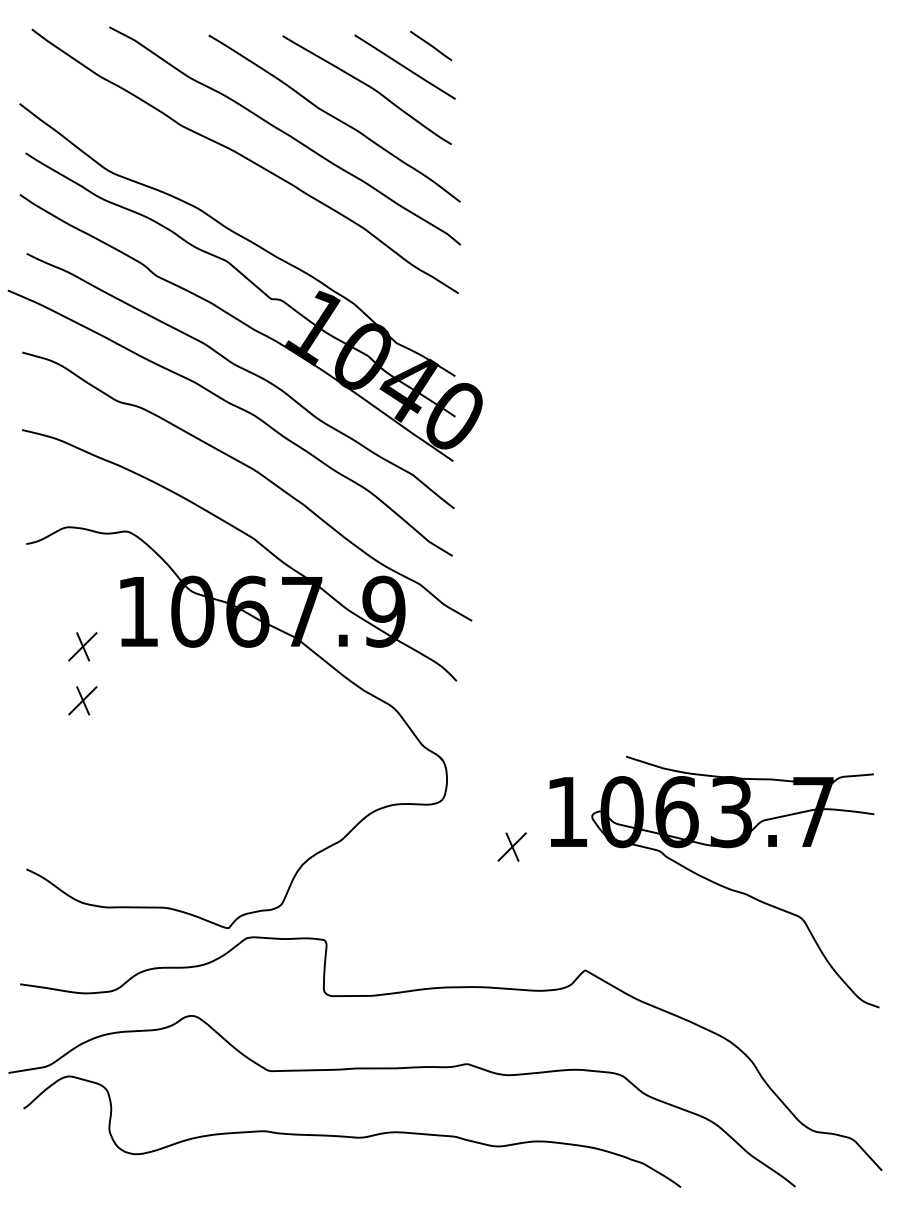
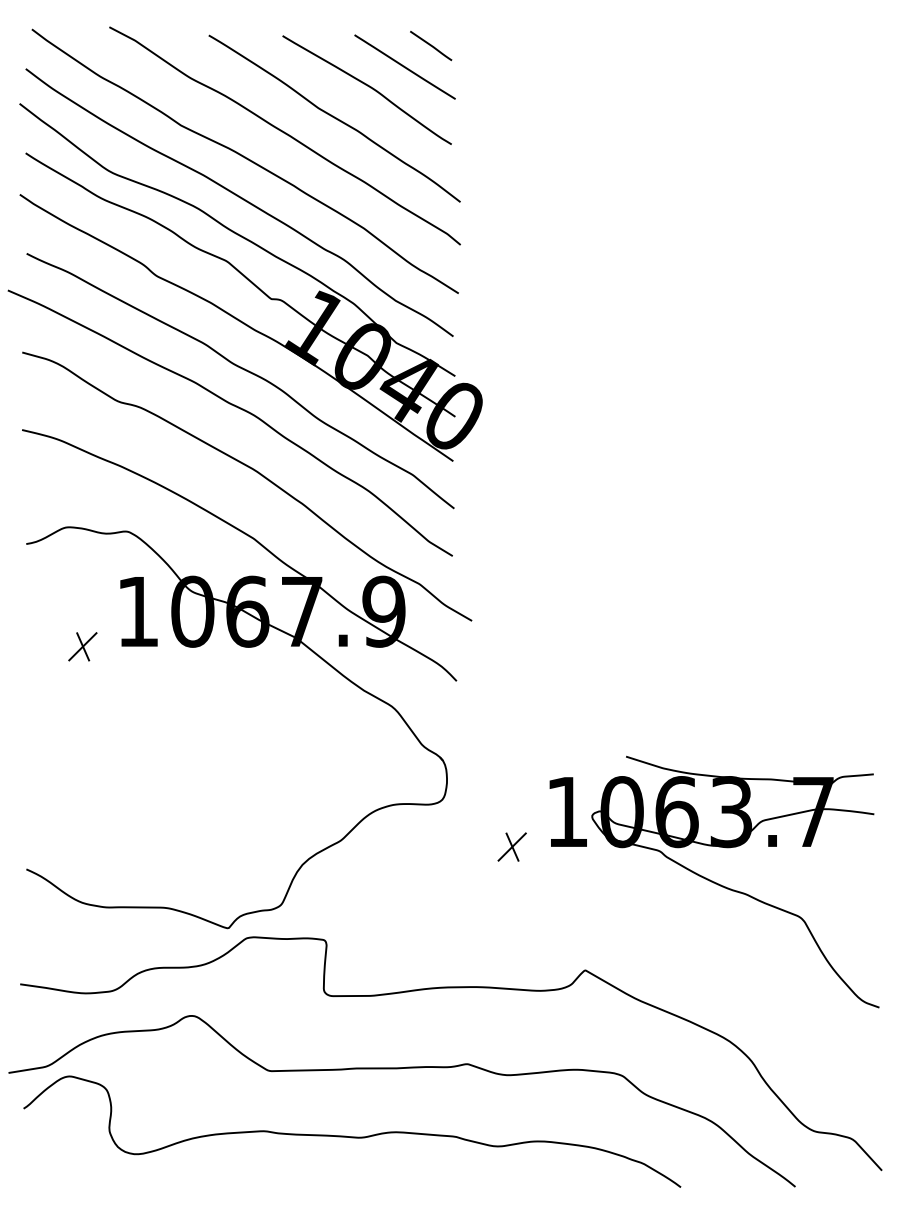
curve: none -> present (241, 199)
part: present -> none (82, 700)
